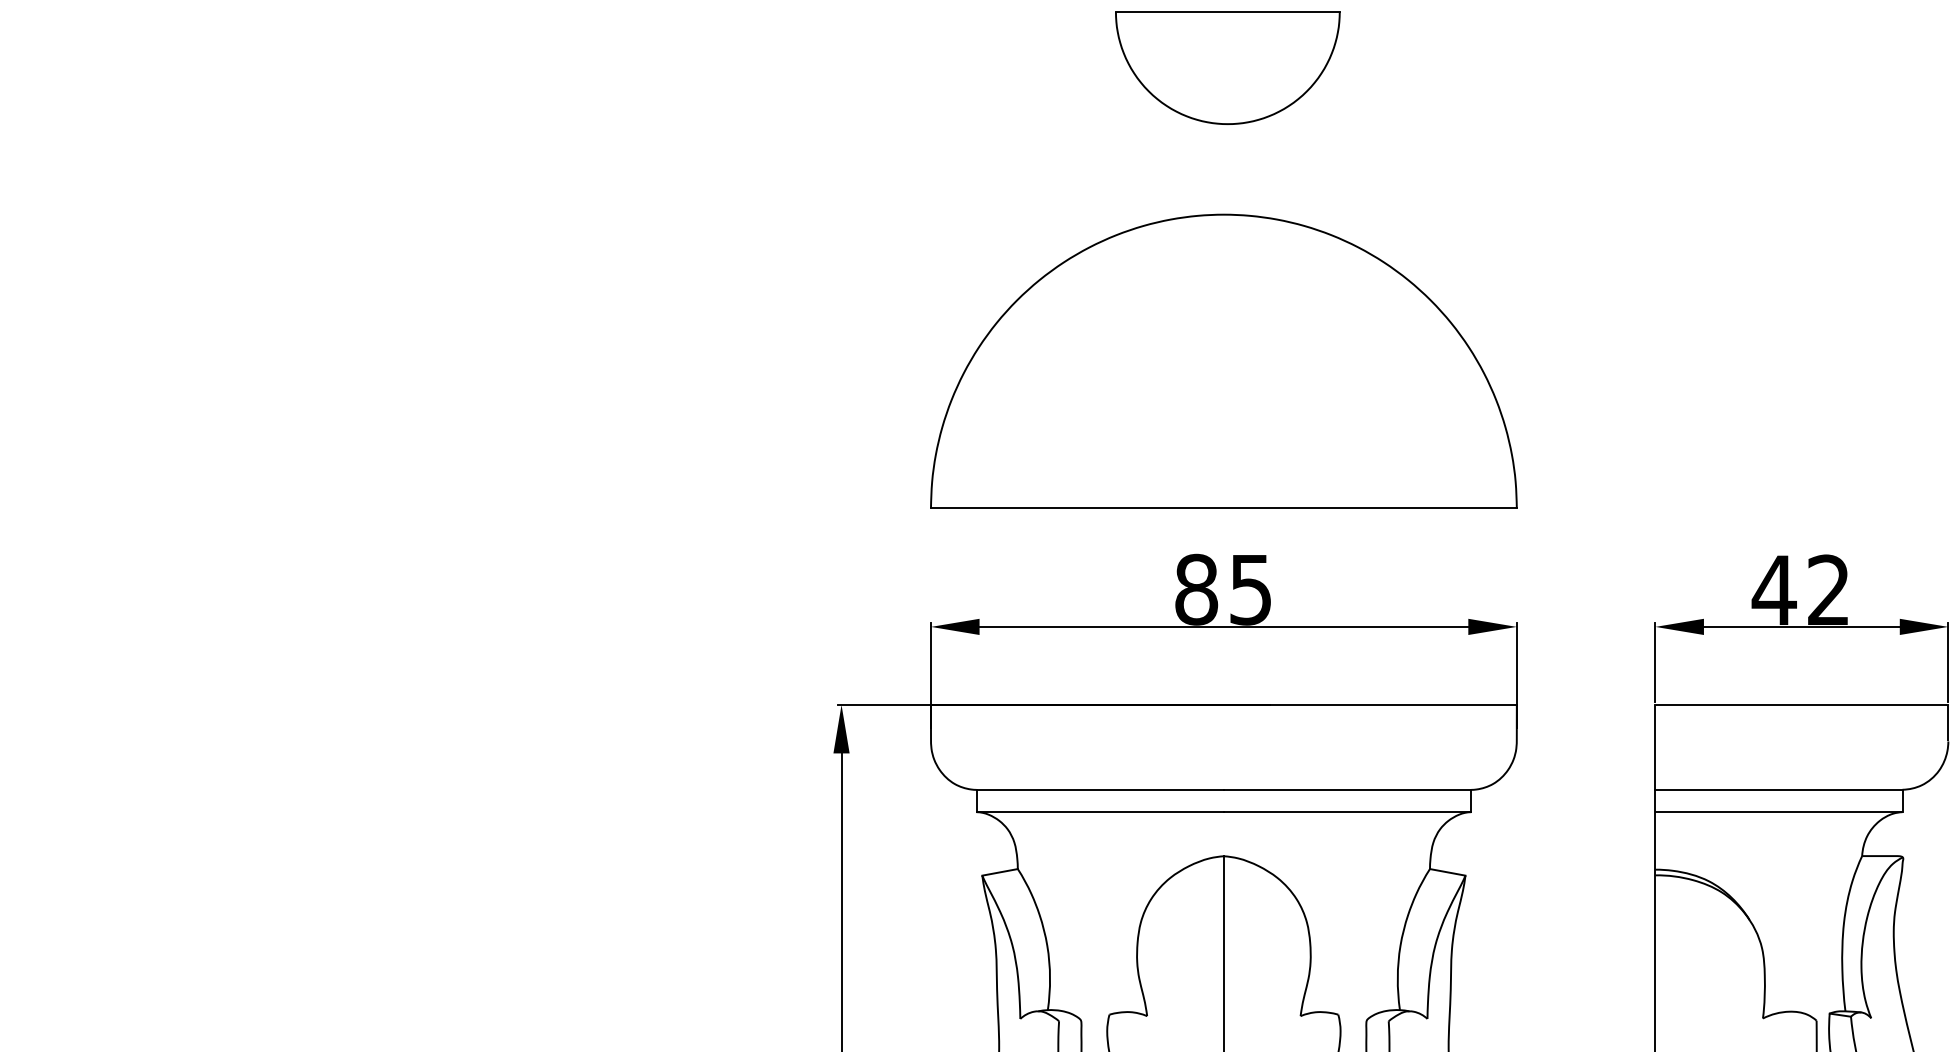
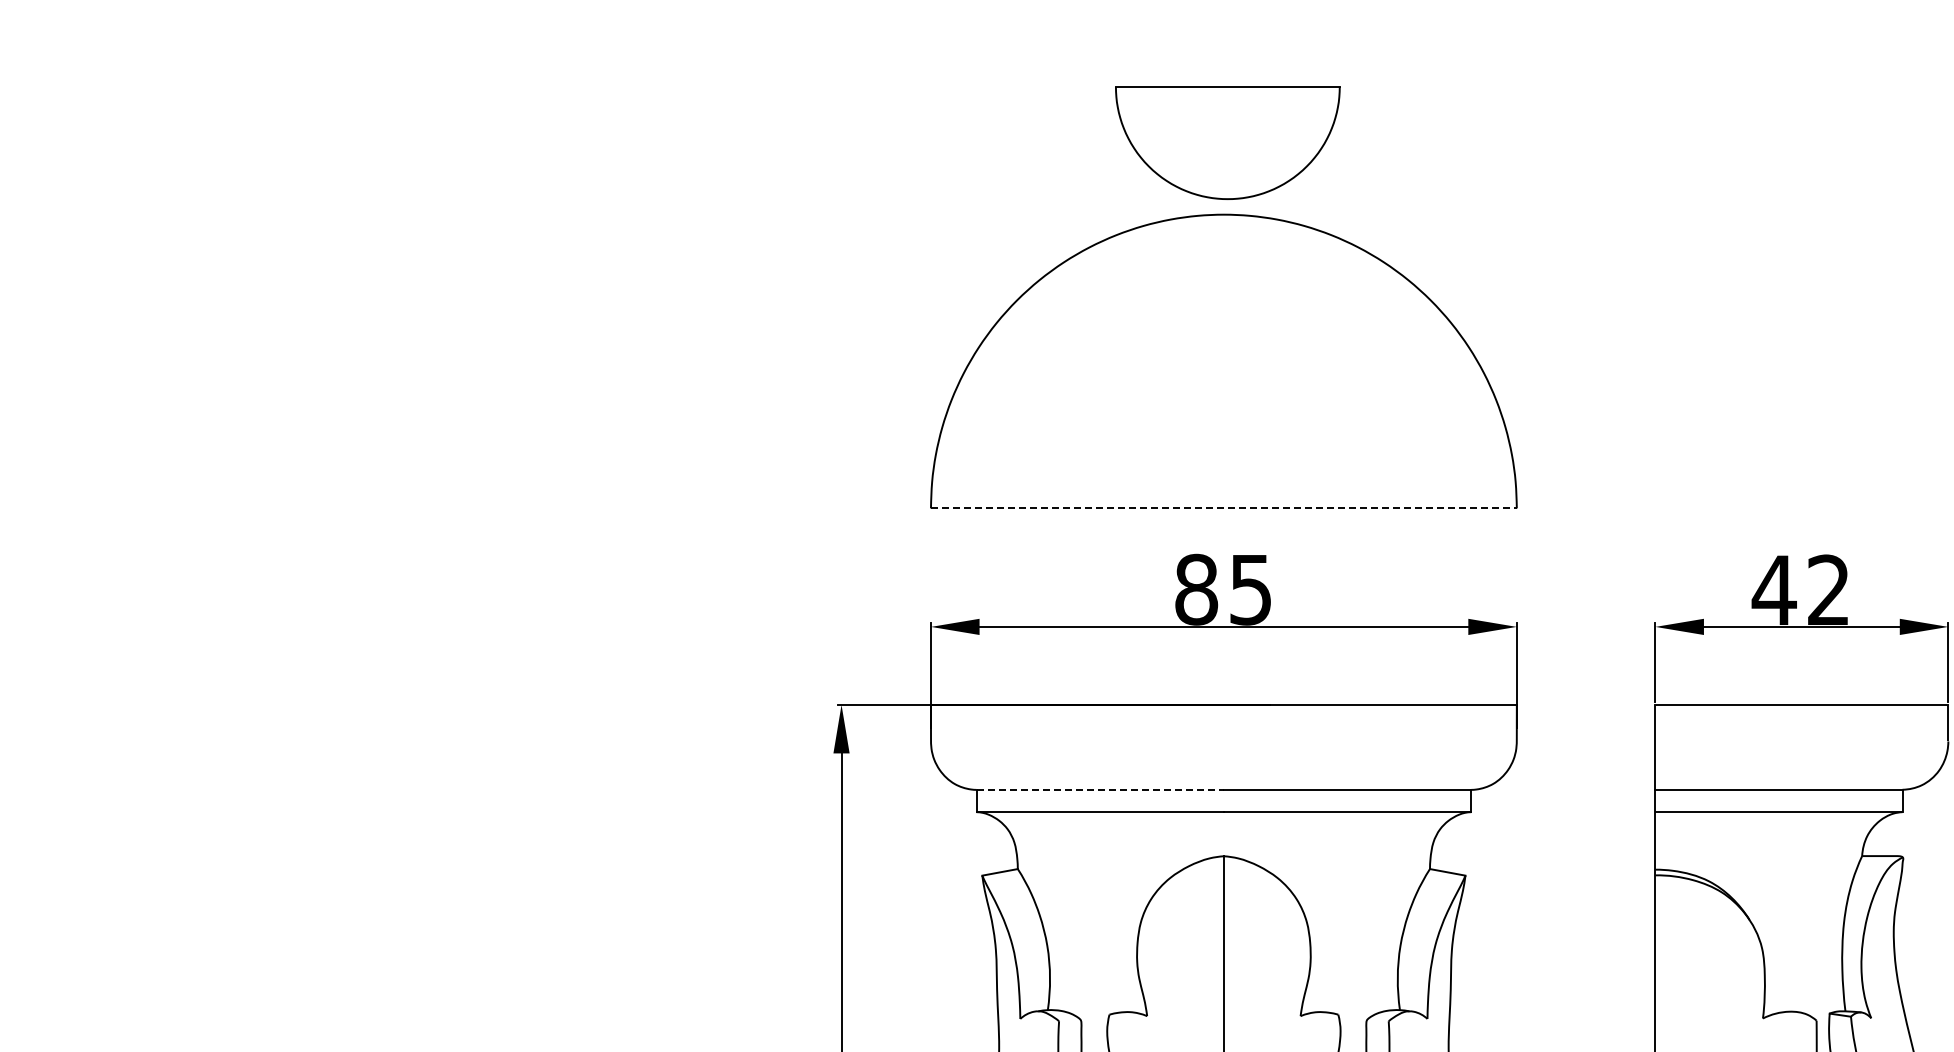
part position: (1227, 67) -> (1227, 142) (1227, 142)
line: solid -> dashed (1223, 508)
line: solid -> dashed (1100, 789)
